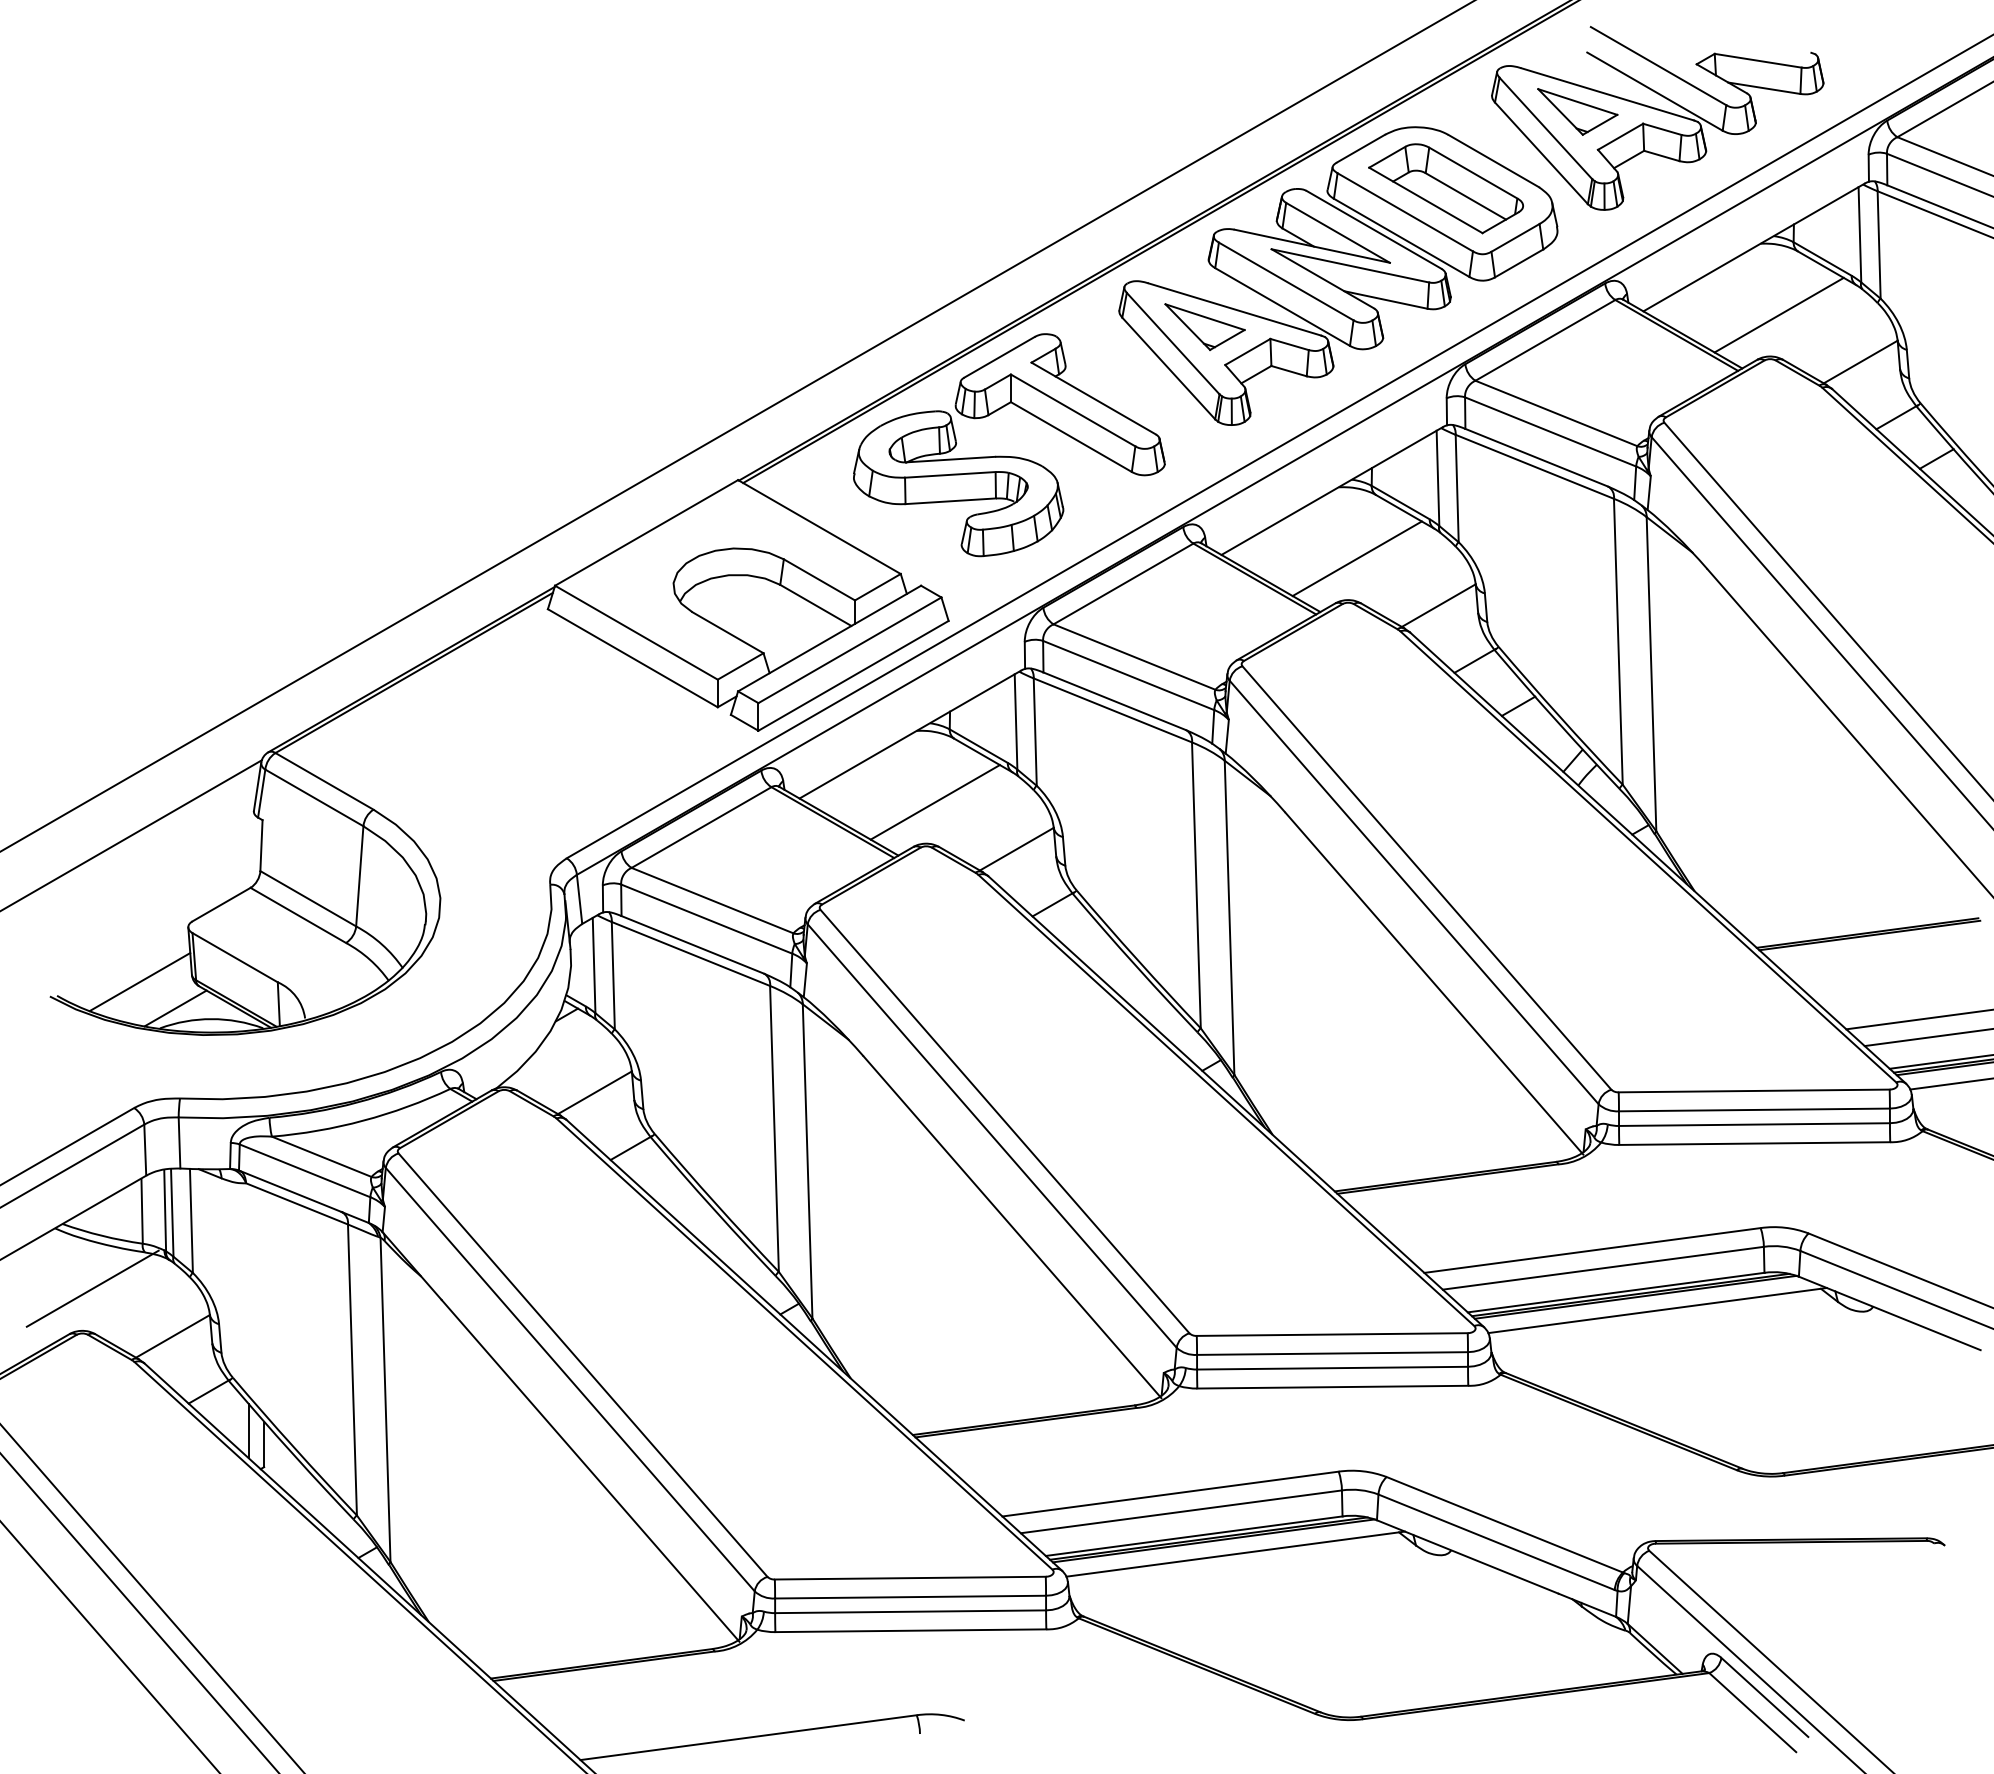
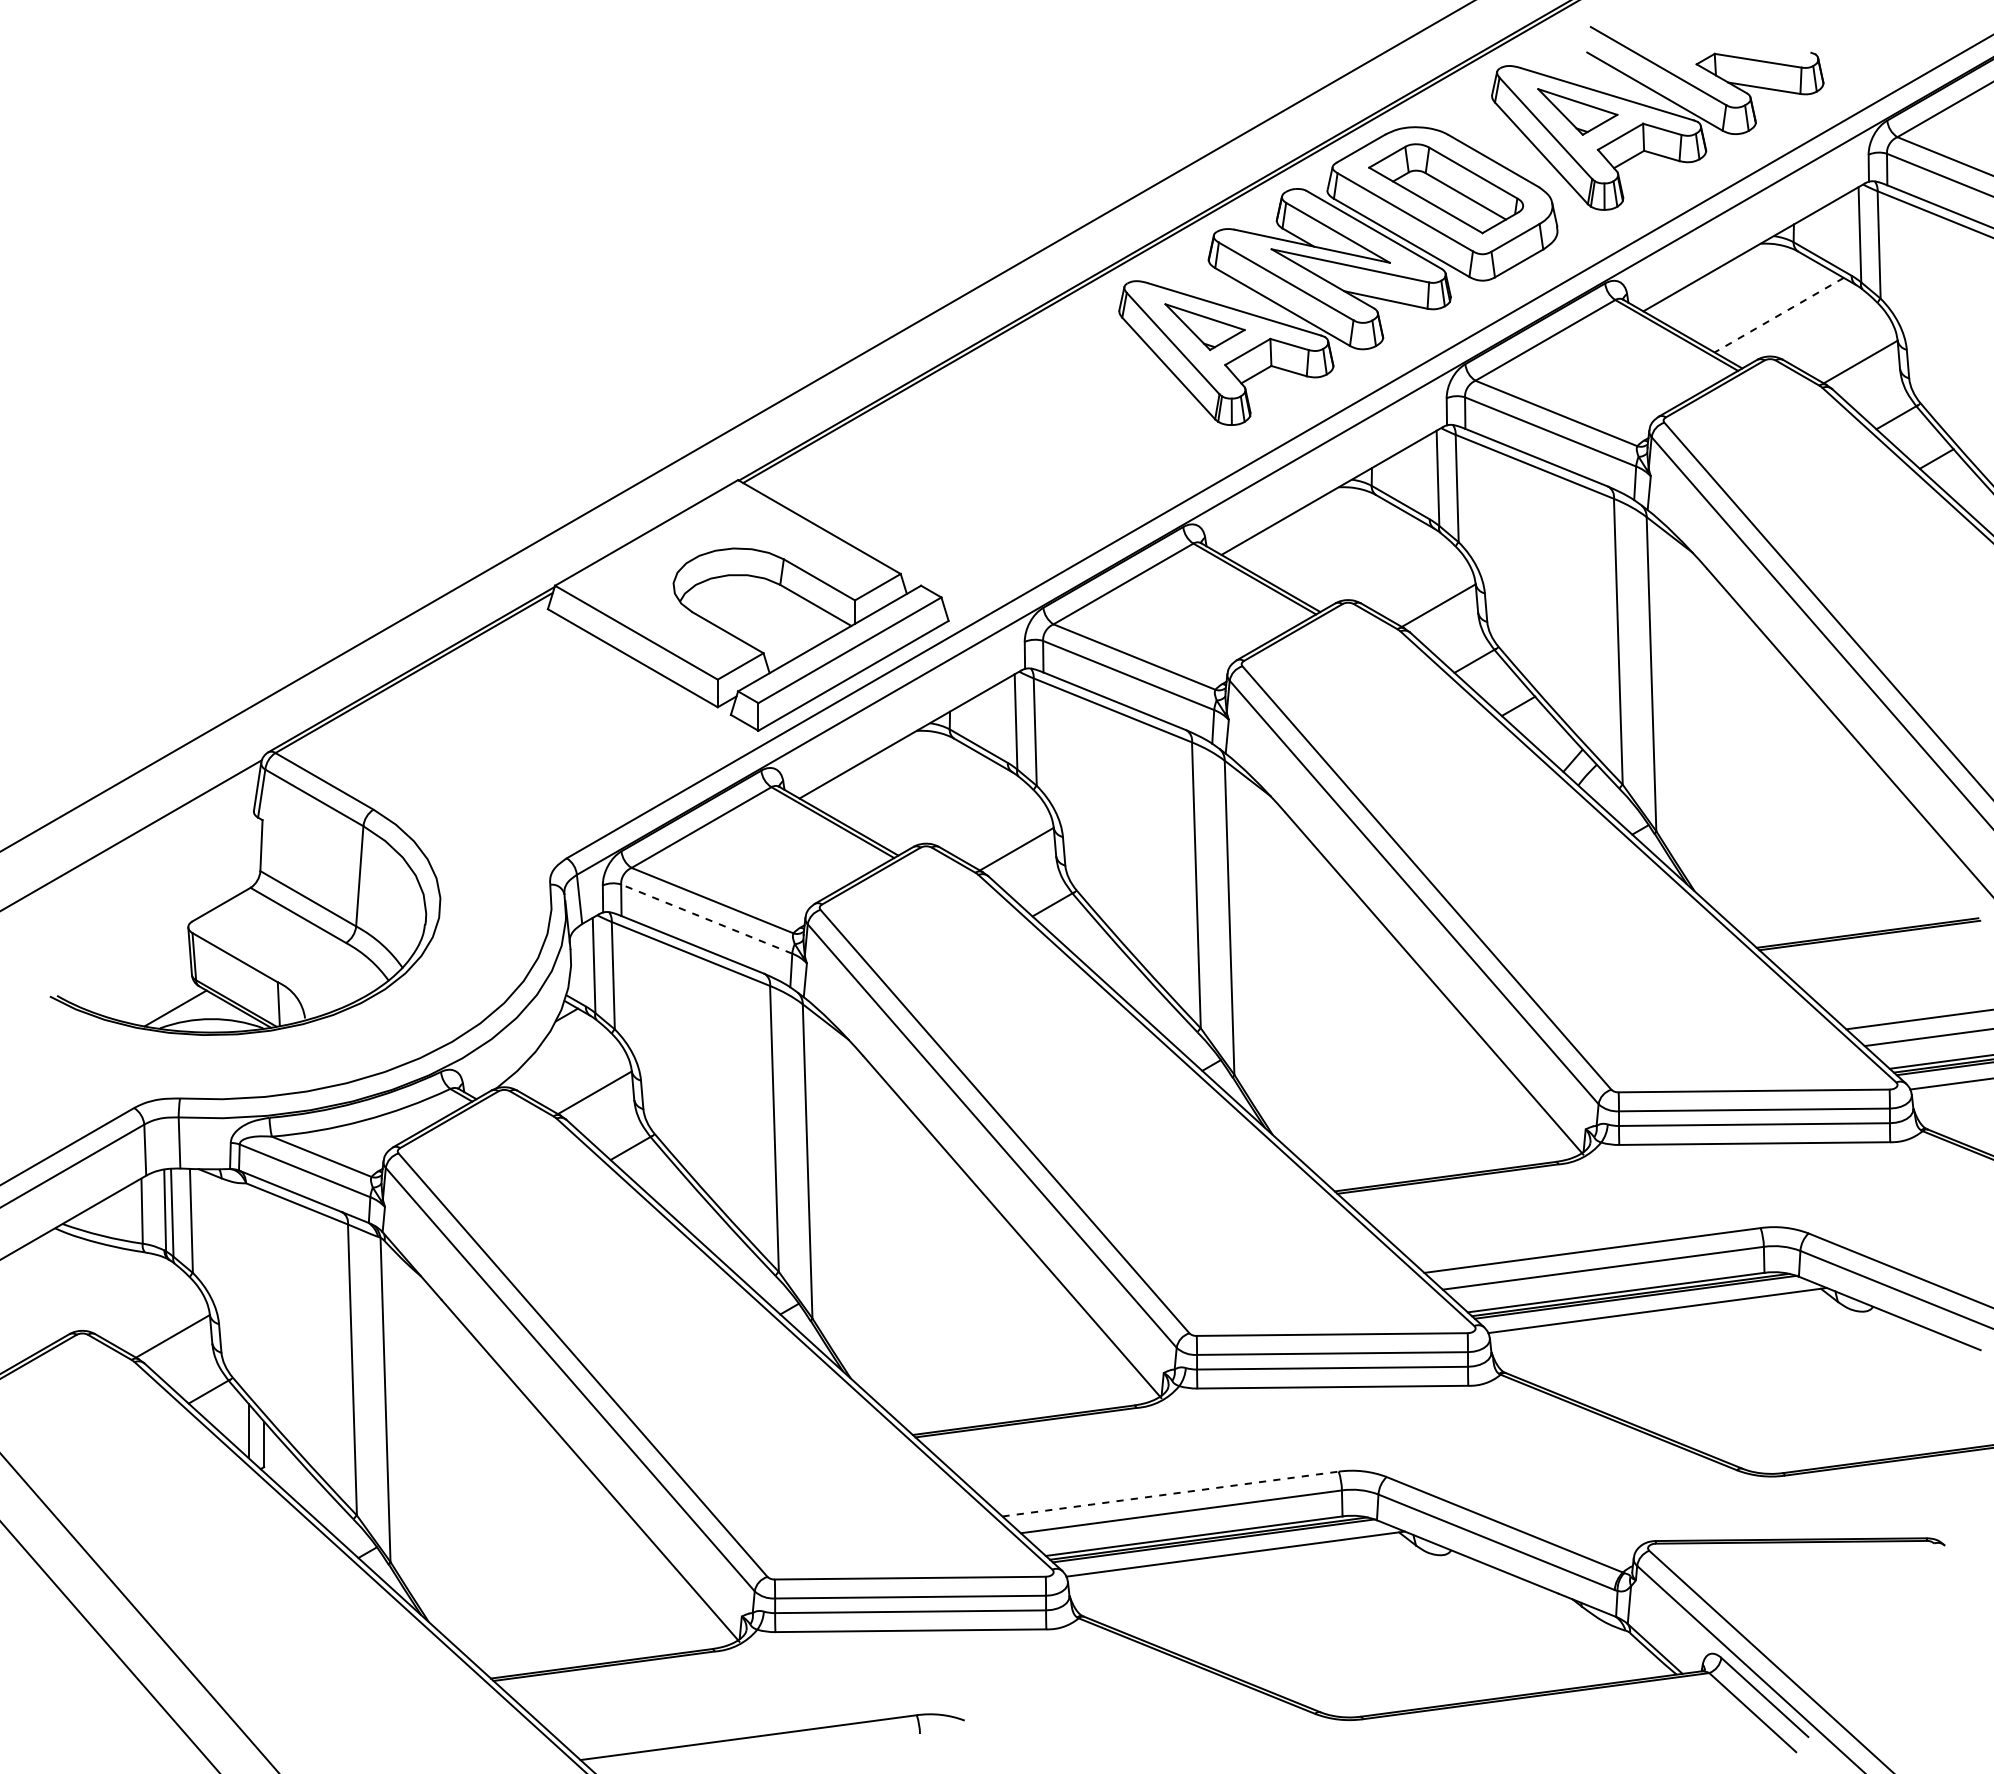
line: solid -> dashed (1779, 315)
part: present -> none (1009, 456)
line: present -> none (1356, 558)
line: present -> none (934, 802)
line: solid -> dashed (706, 918)
line: present -> none (139, 982)
line: present -> none (92, 1288)
line: solid -> dashed (1170, 1494)
line: present -> none (152, 1598)
